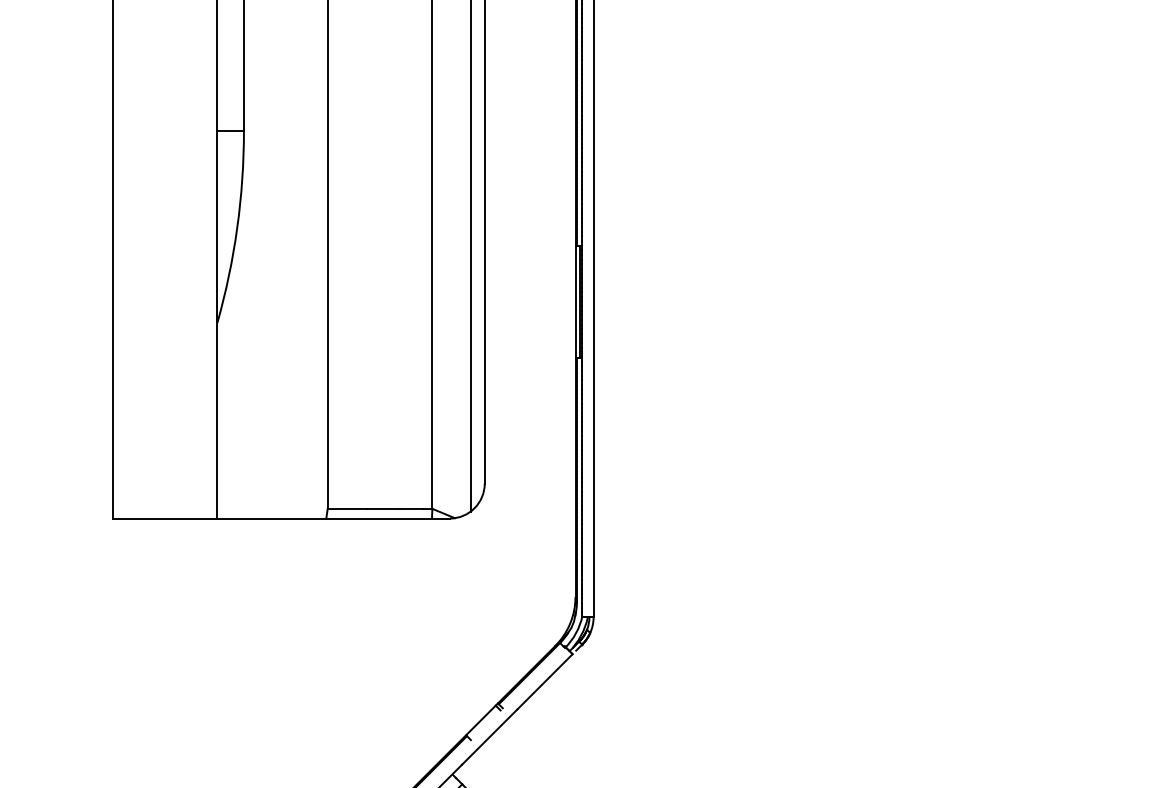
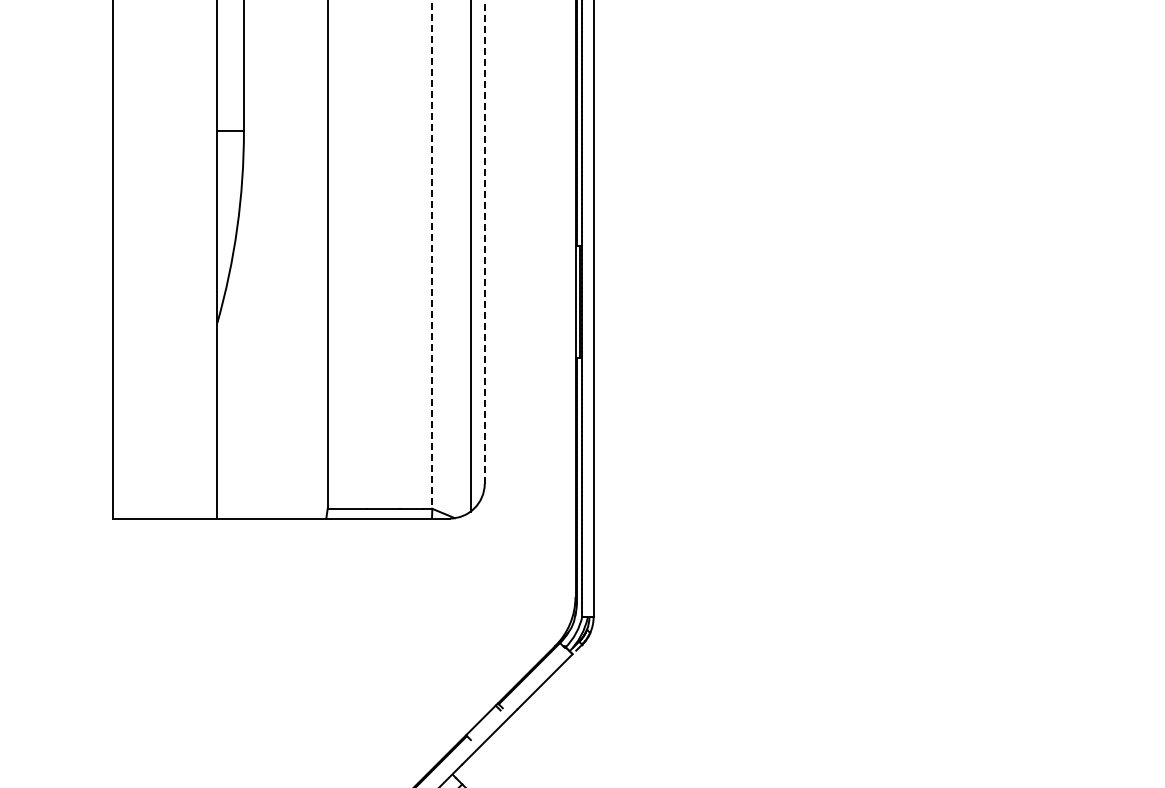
line: solid -> dashed (484, 241)
line: solid -> dashed (432, 254)
